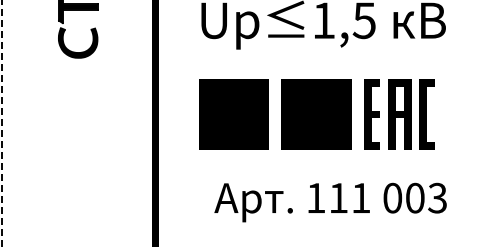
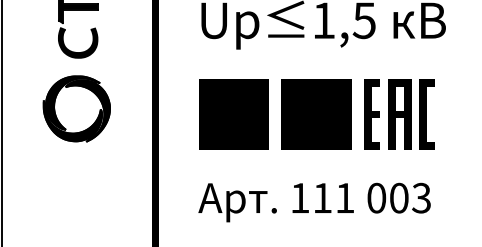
part: none -> present (76, 108)
line: dashed -> solid (1, 123)
text position: (330, 202) -> (314, 202) (314, 202)
